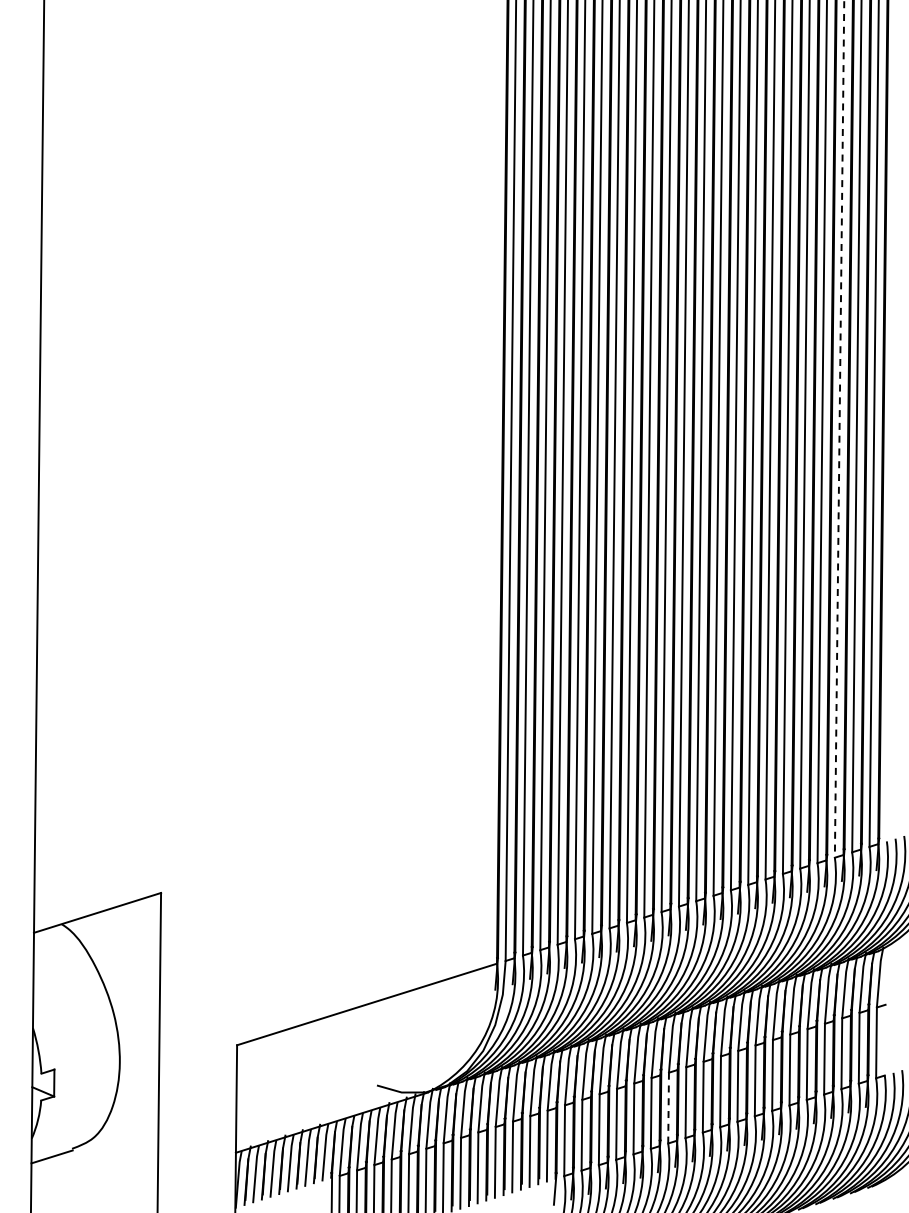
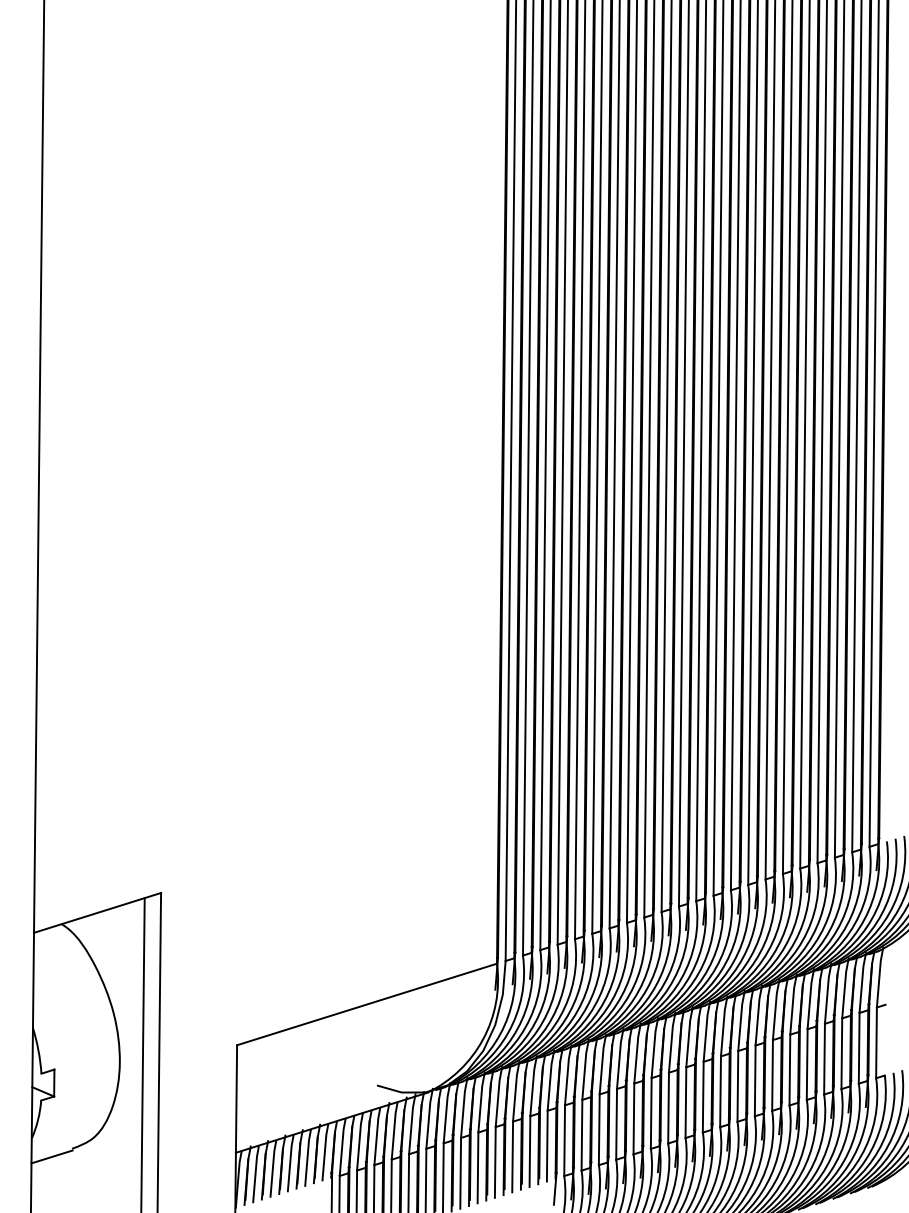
line: dashed -> solid (839, 428)
line: none -> present (142, 1053)
line: dashed -> solid (668, 1108)
